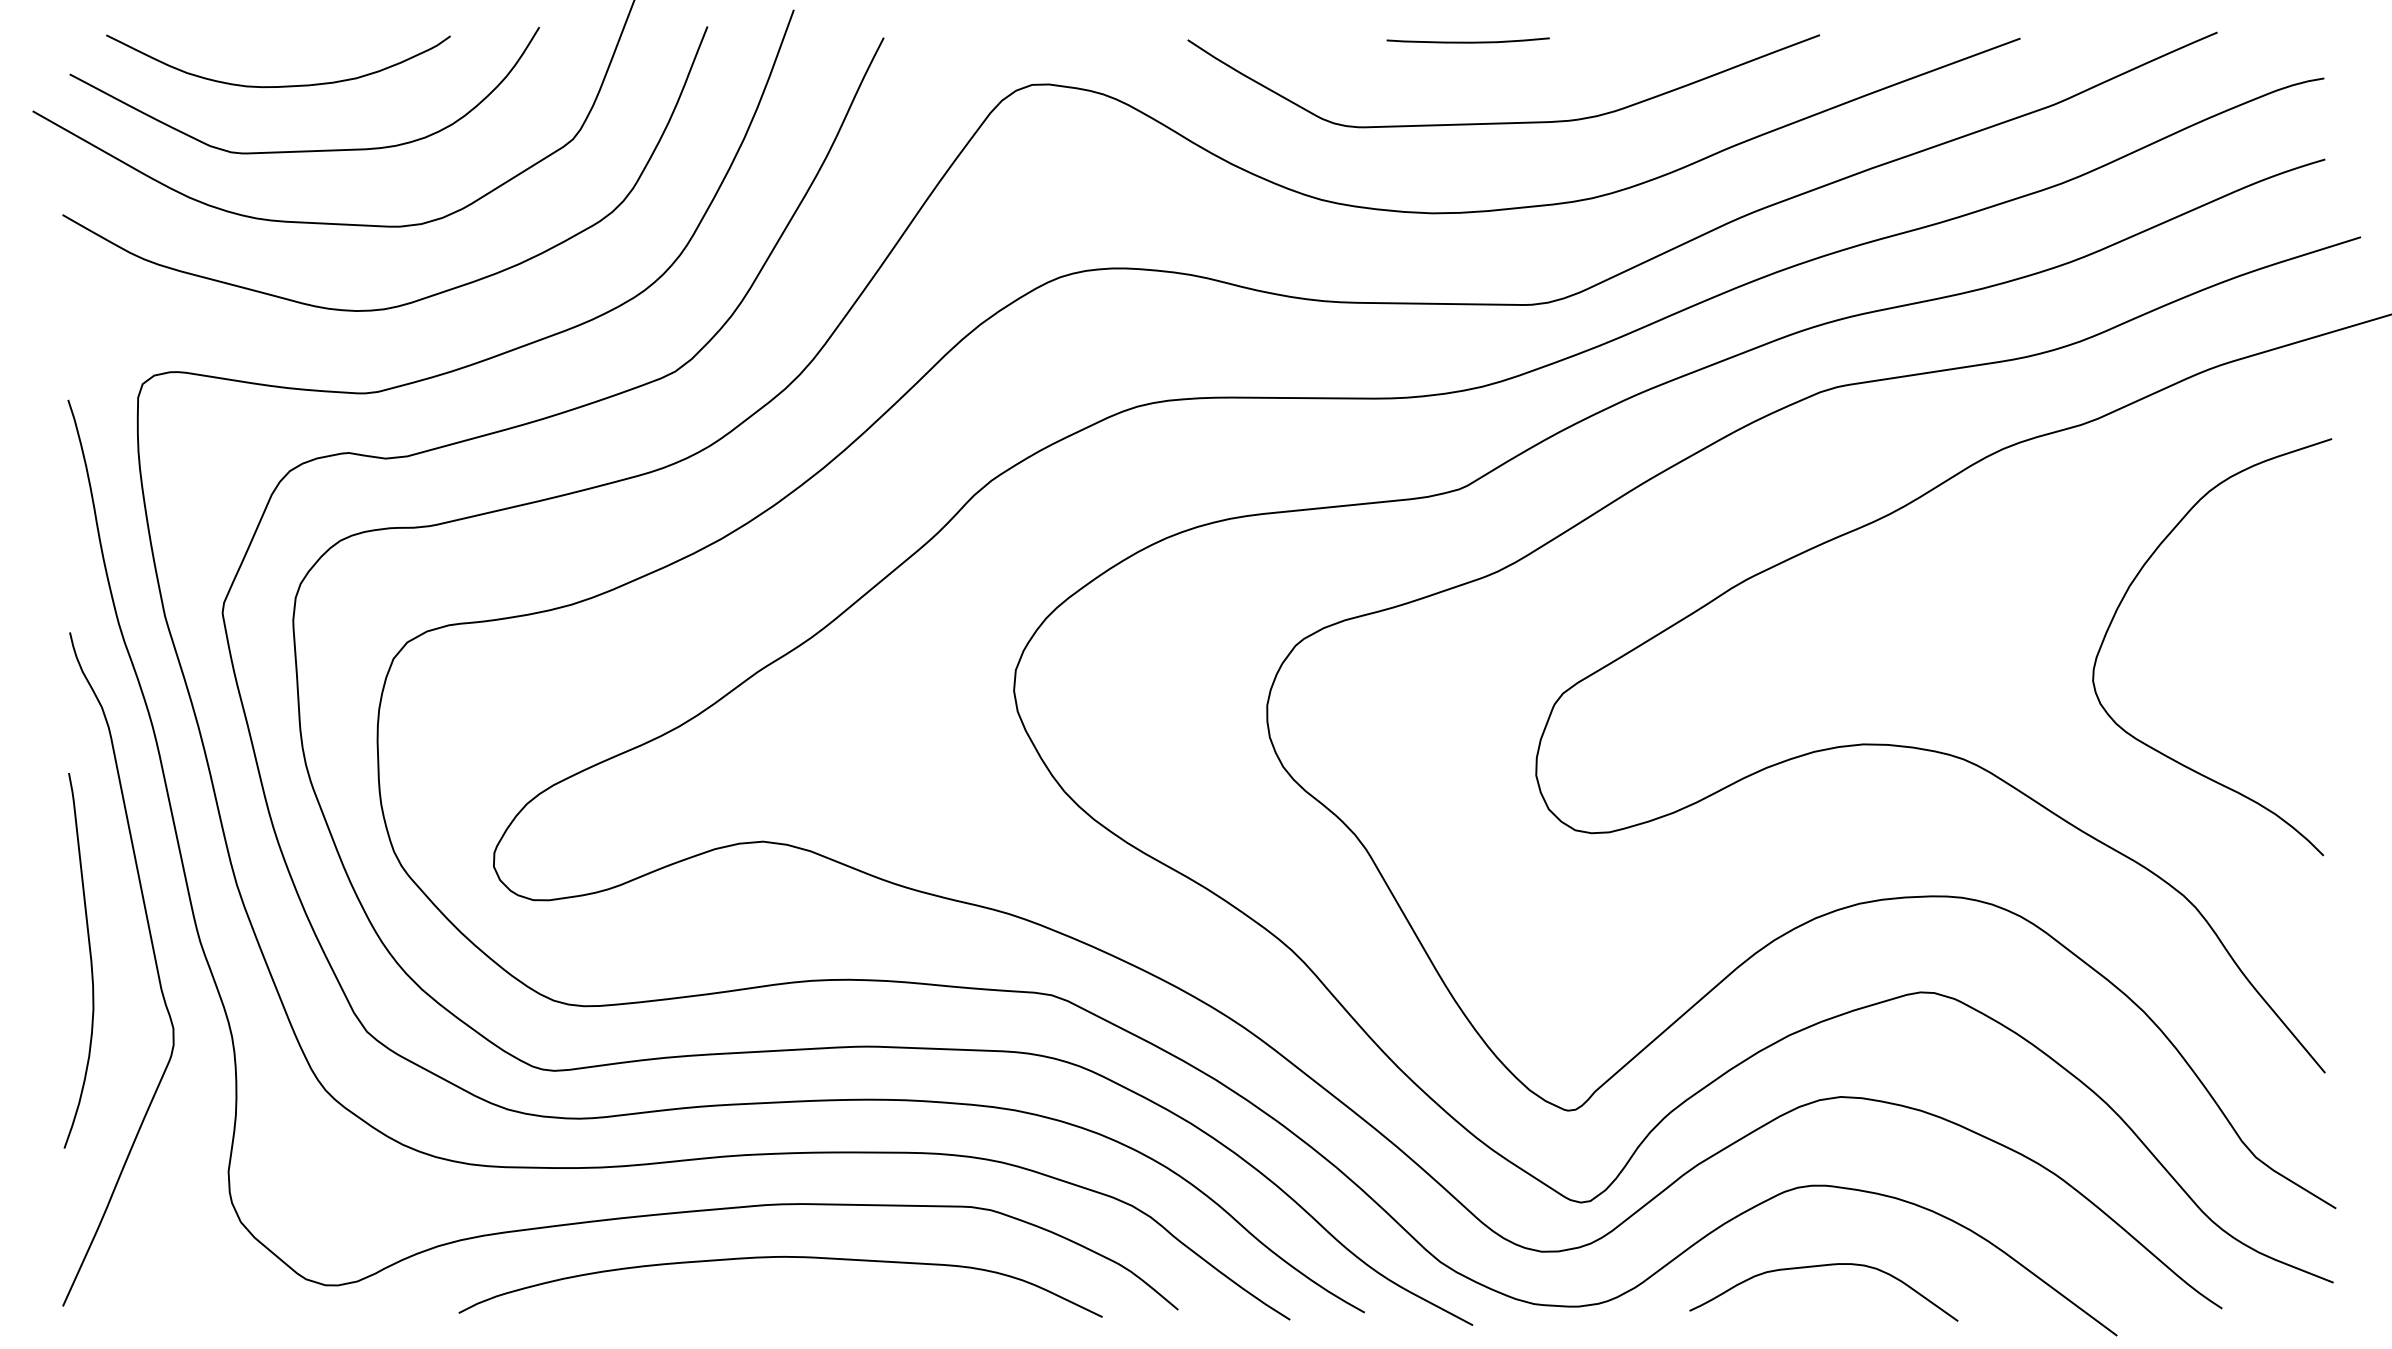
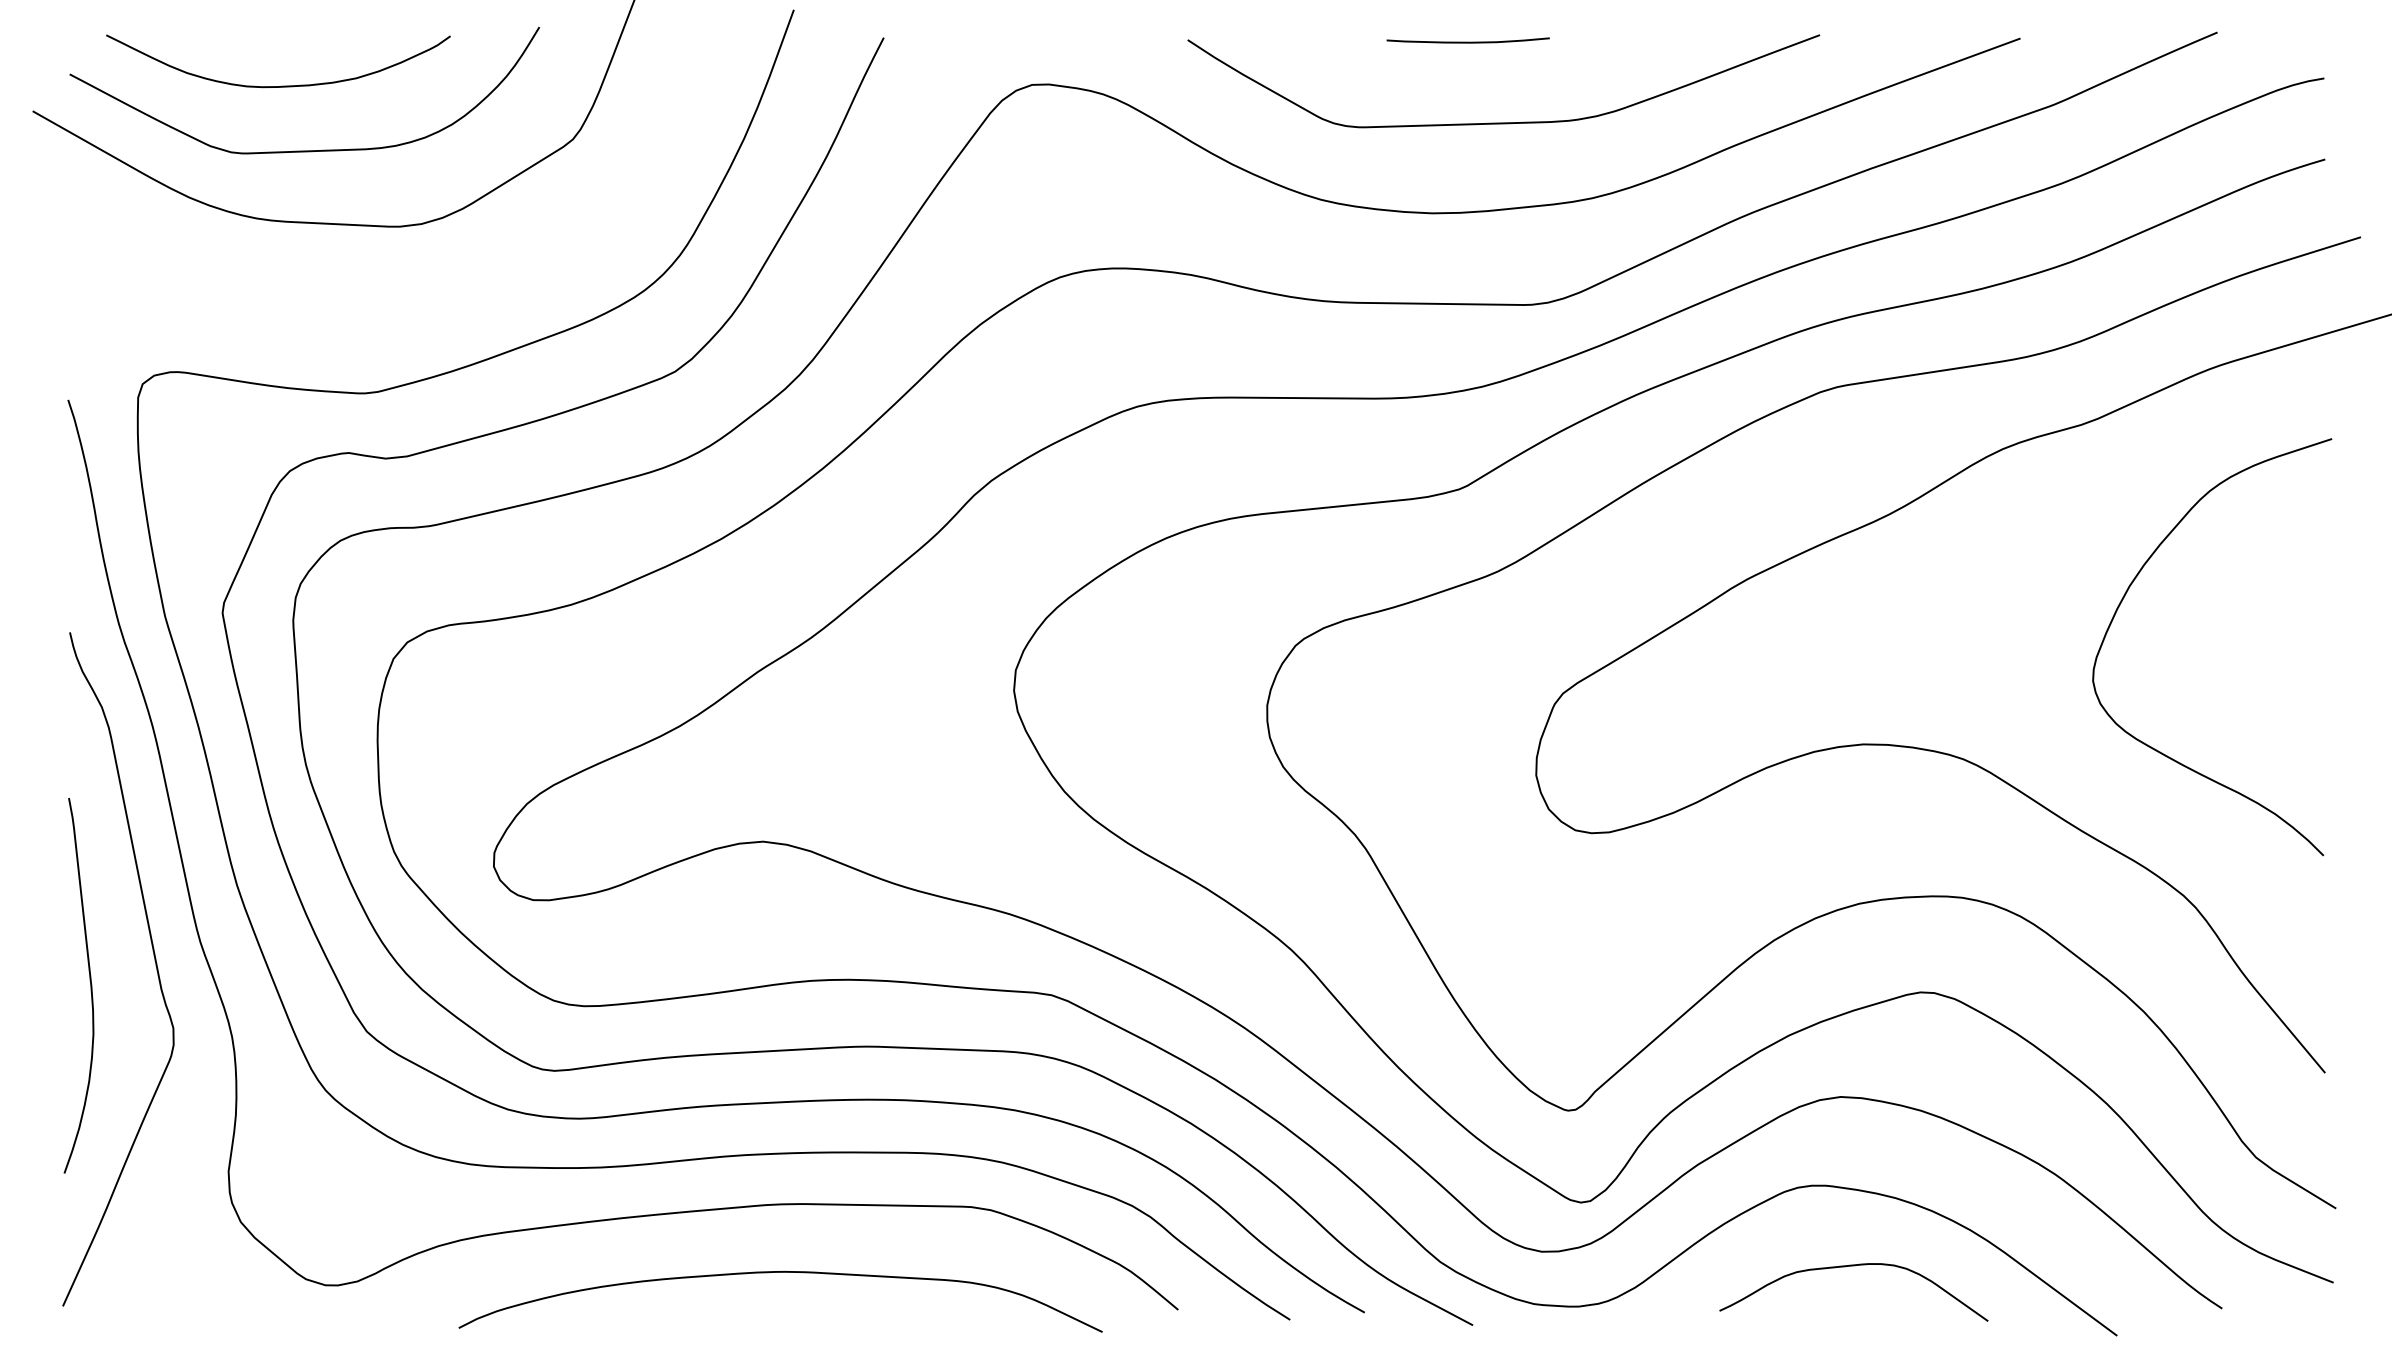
curve: present -> none (429, 295)
curve position: (90, 960) -> (90, 985) (90, 985)
curve position: (780, 1257) -> (780, 1272) (780, 1272)
curve position: (1823, 1266) -> (1853, 1266) (1853, 1266)
